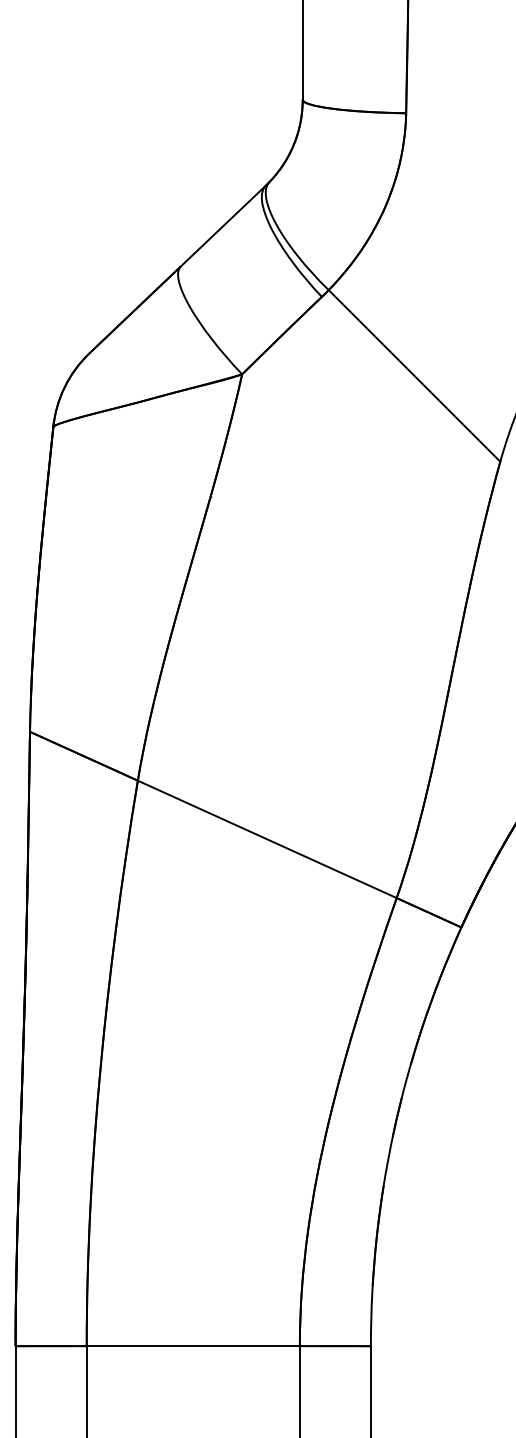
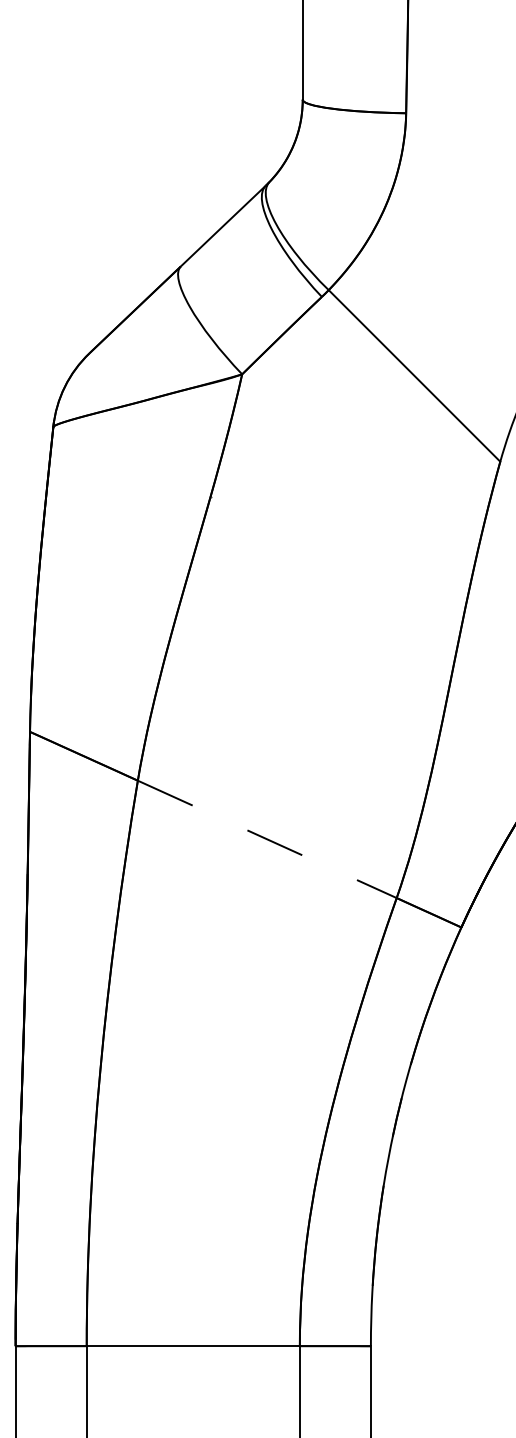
line: solid -> dashed (267, 839)
